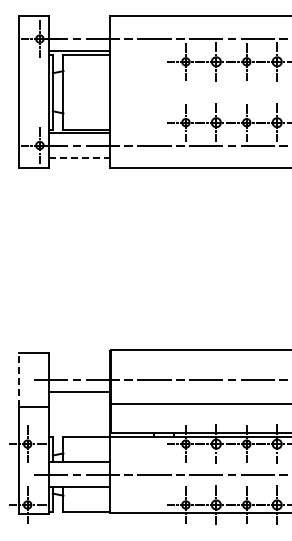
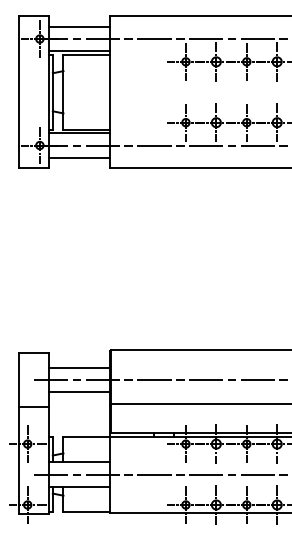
line: none -> present (79, 26)
line: dashed -> solid (79, 157)
line: none -> present (79, 368)
line: dashed -> solid (18, 379)
